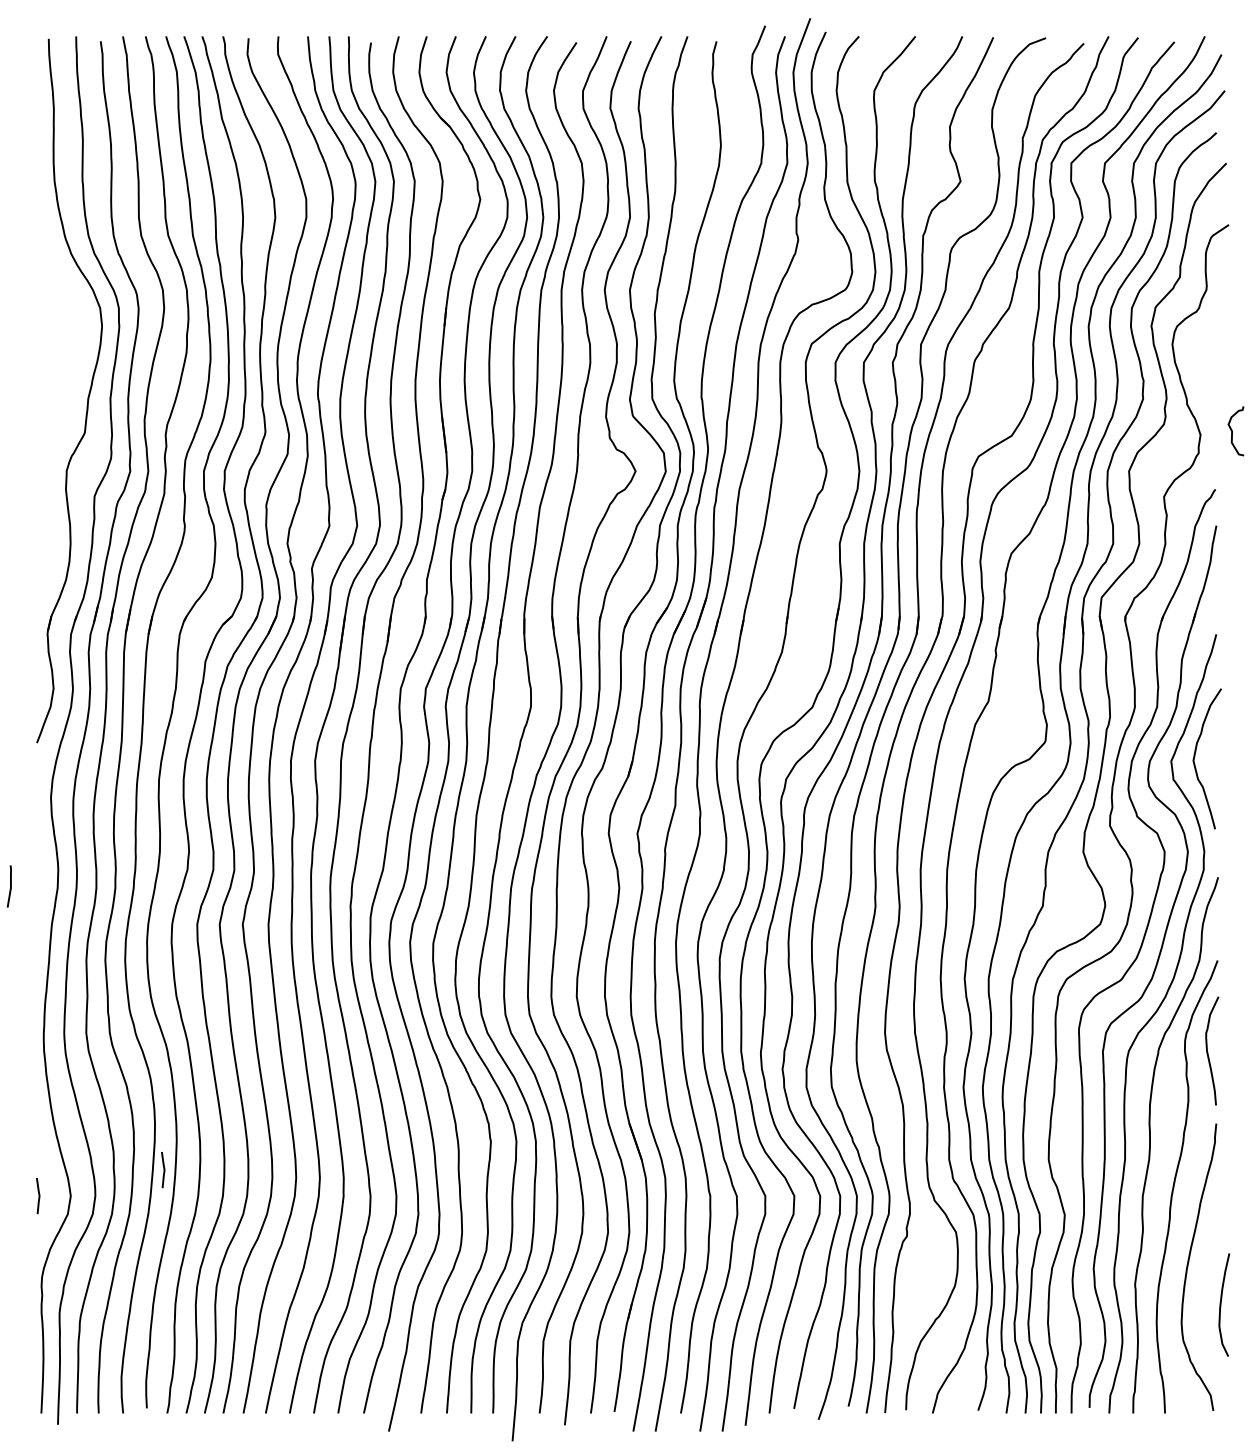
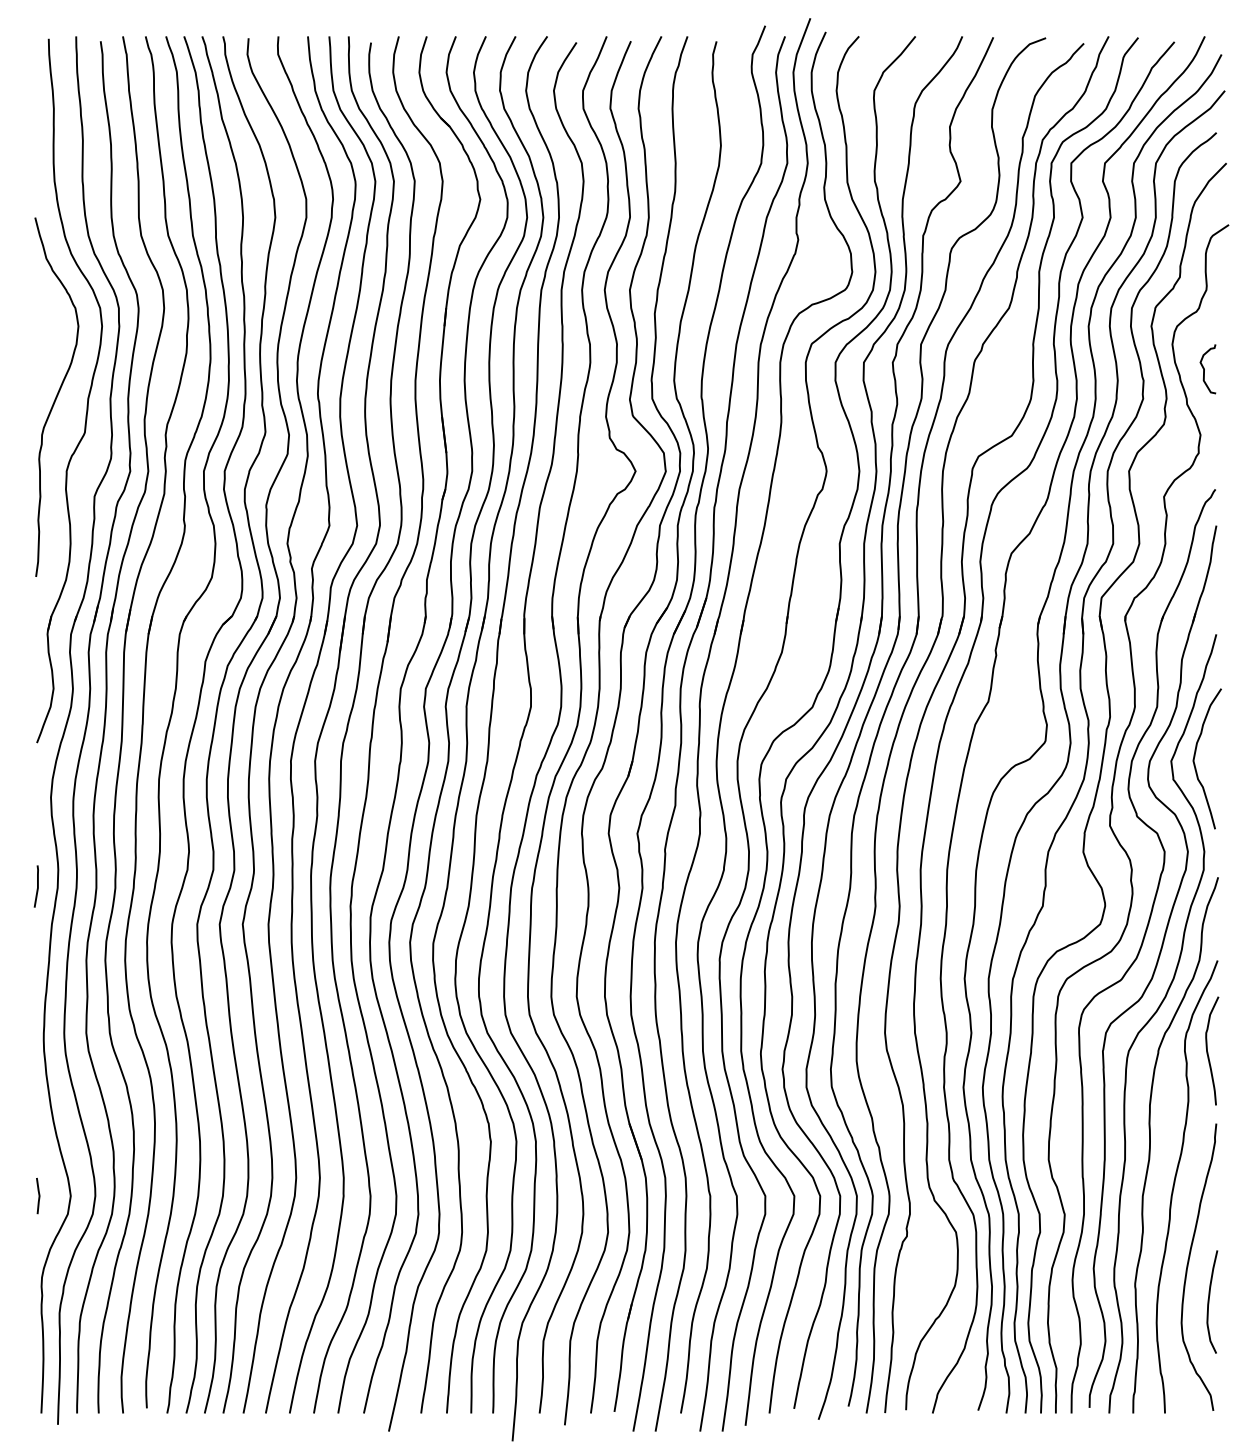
curve: none -> present (56, 396)
curve position: (1232, 431) -> (1204, 369) (1204, 369)
line position: (10, 886) -> (37, 886) (37, 886)
line: present -> none (163, 1170)
curve position: (1221, 1304) -> (1209, 1301) (1209, 1301)
